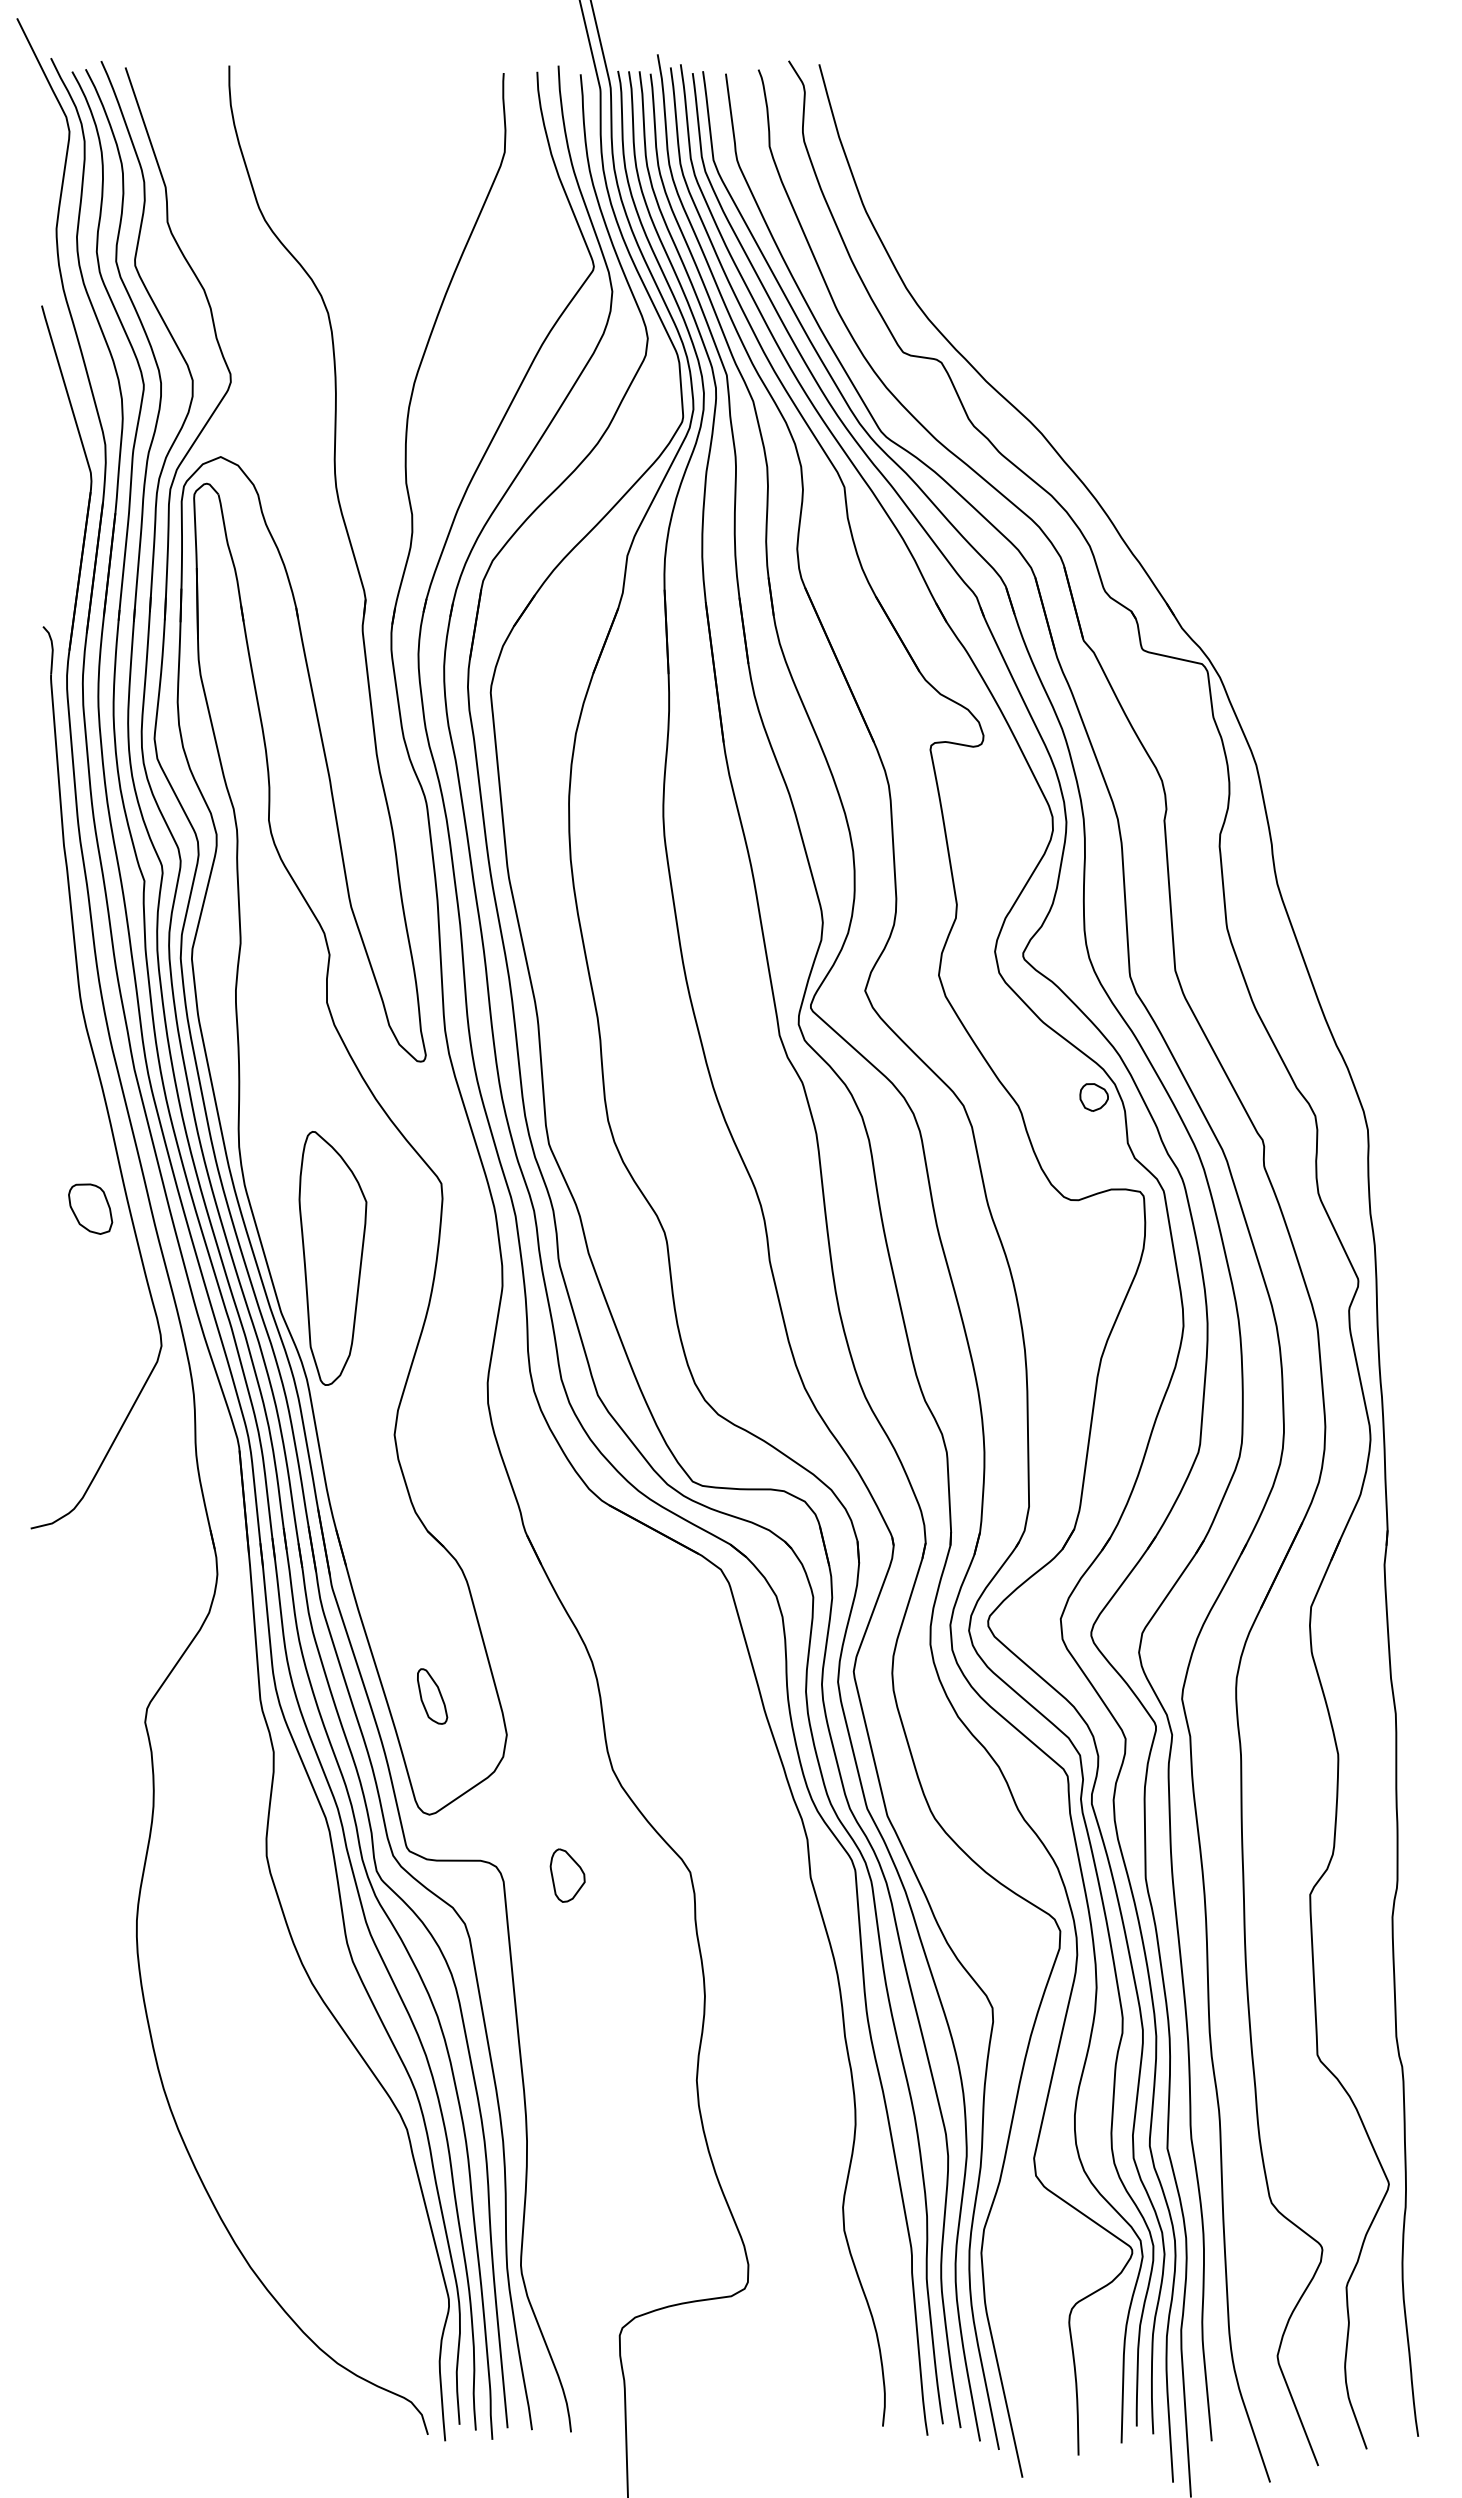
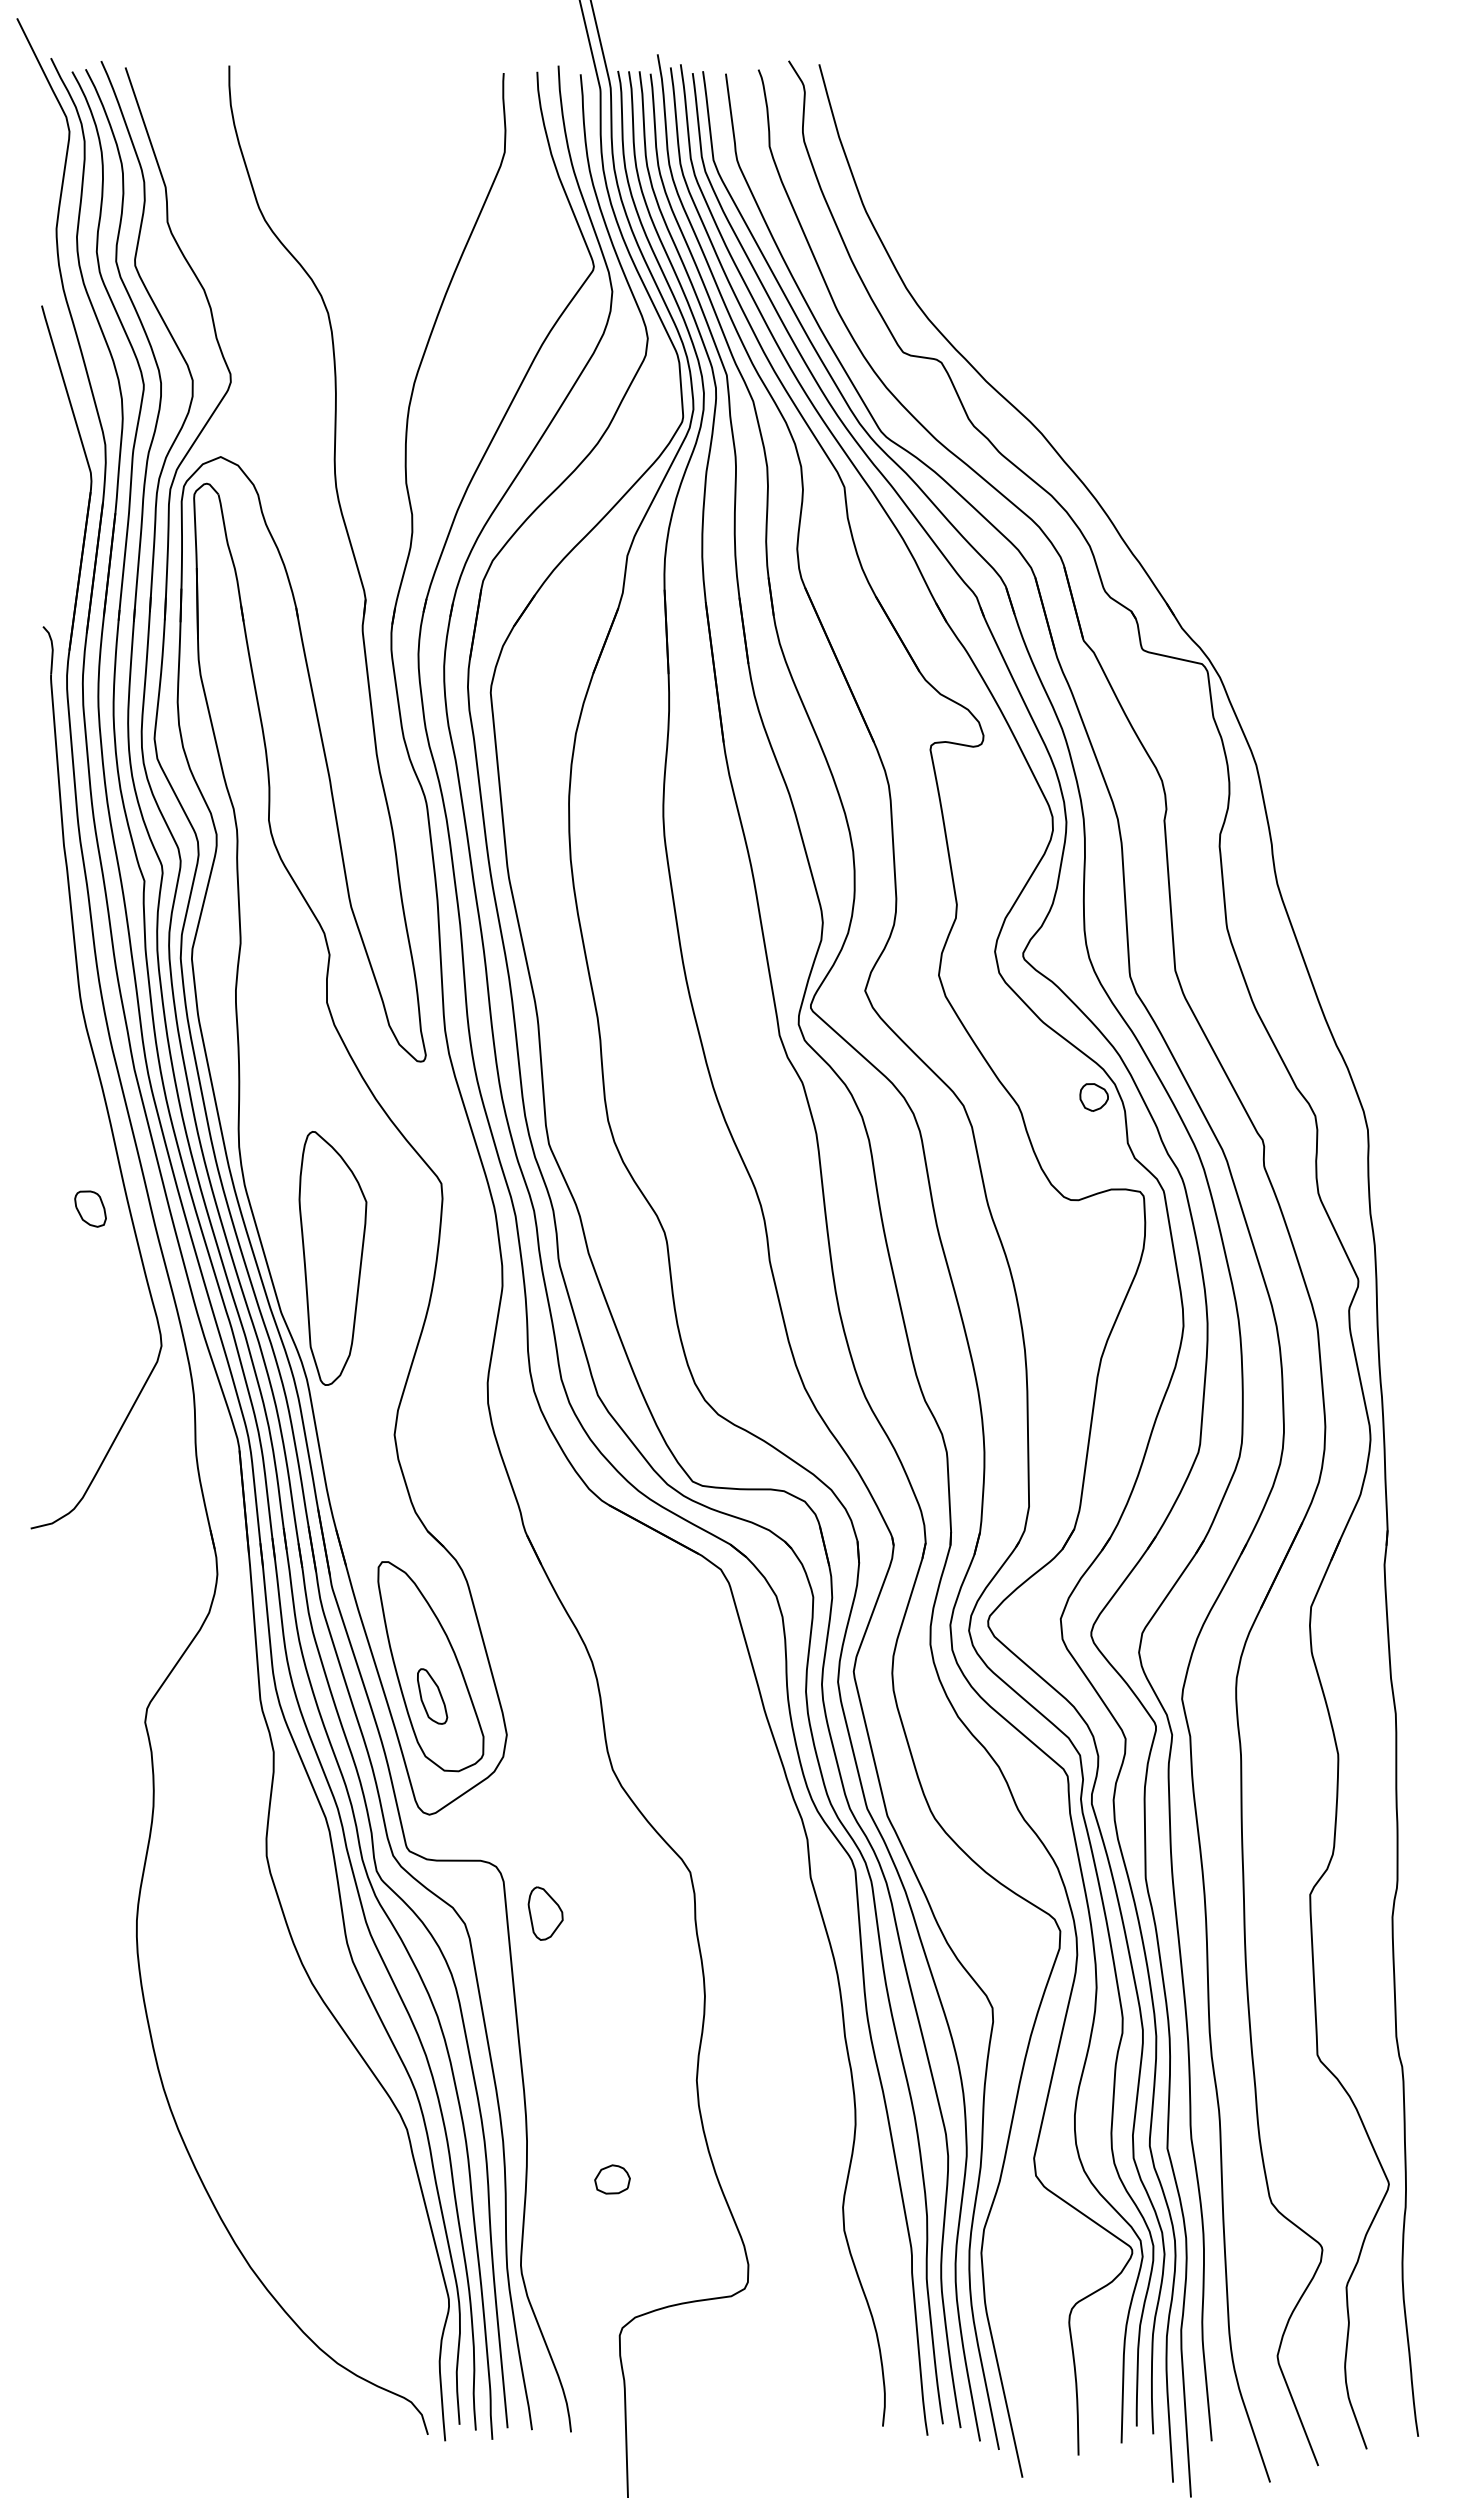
part size: 46x52 px -> 33x38 px (90, 1208)
part: none -> present (430, 1666)
part position: (567, 1875) -> (545, 1913) (545, 1913)
part: none -> present (612, 2179)
